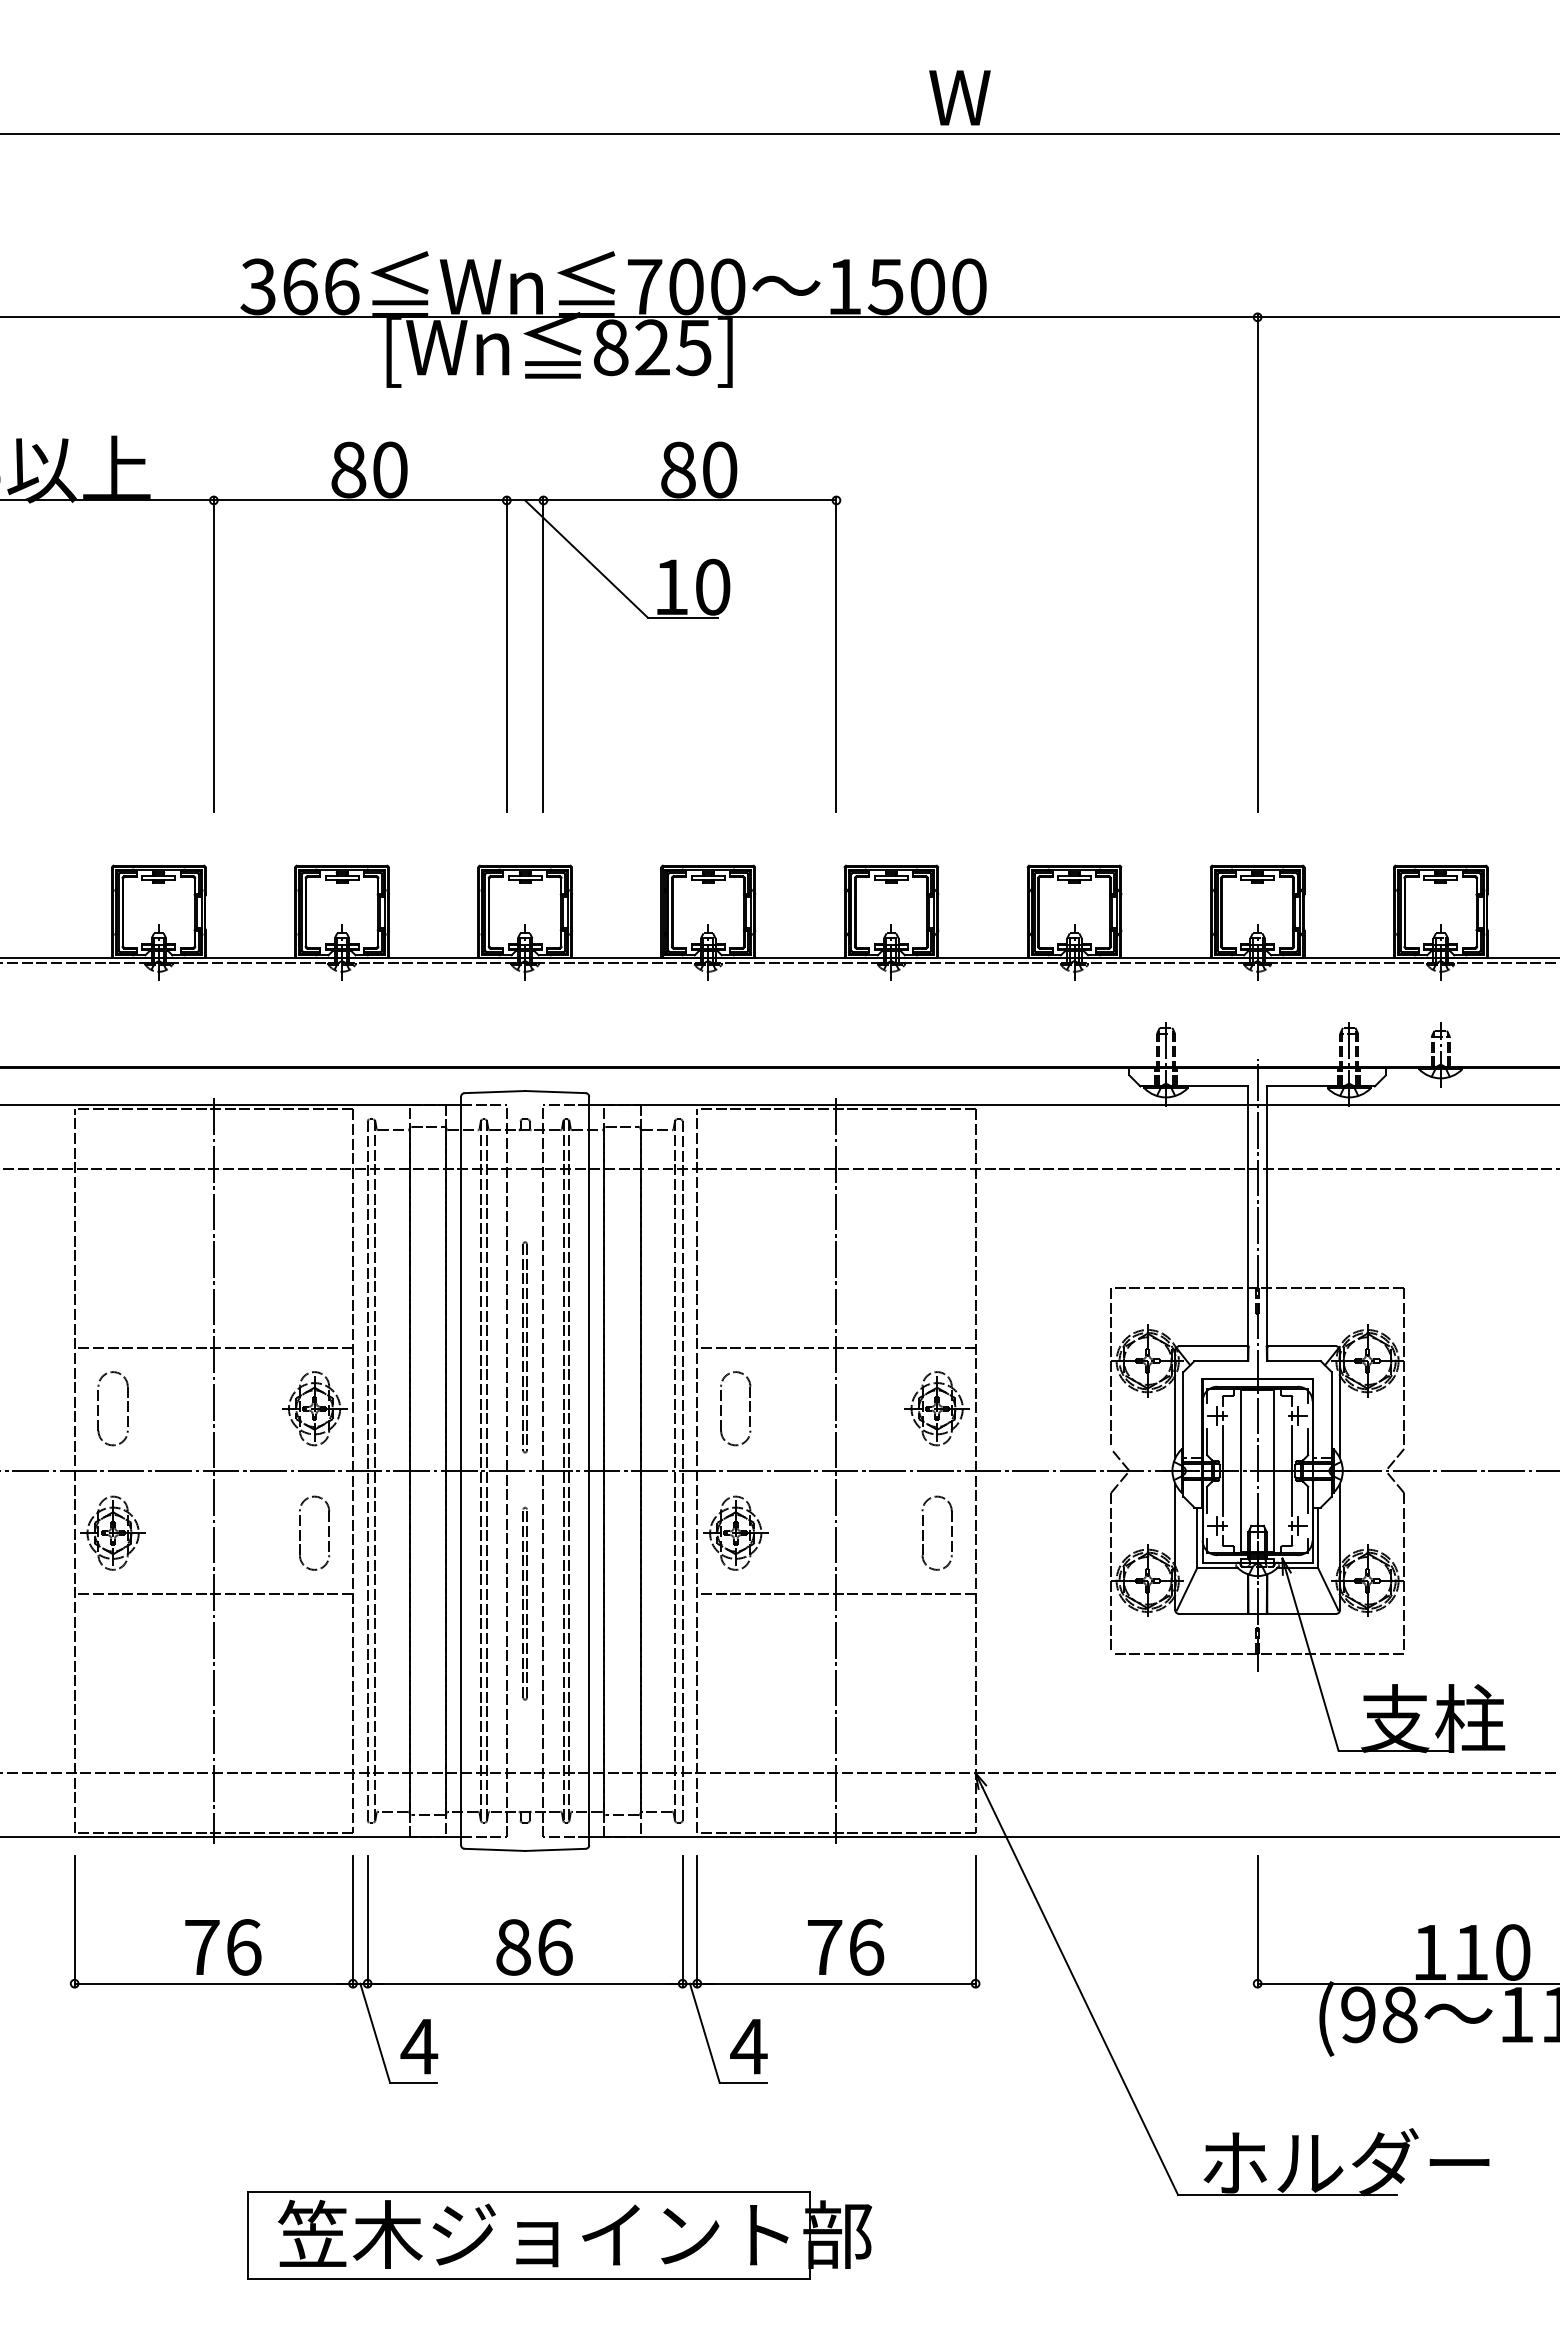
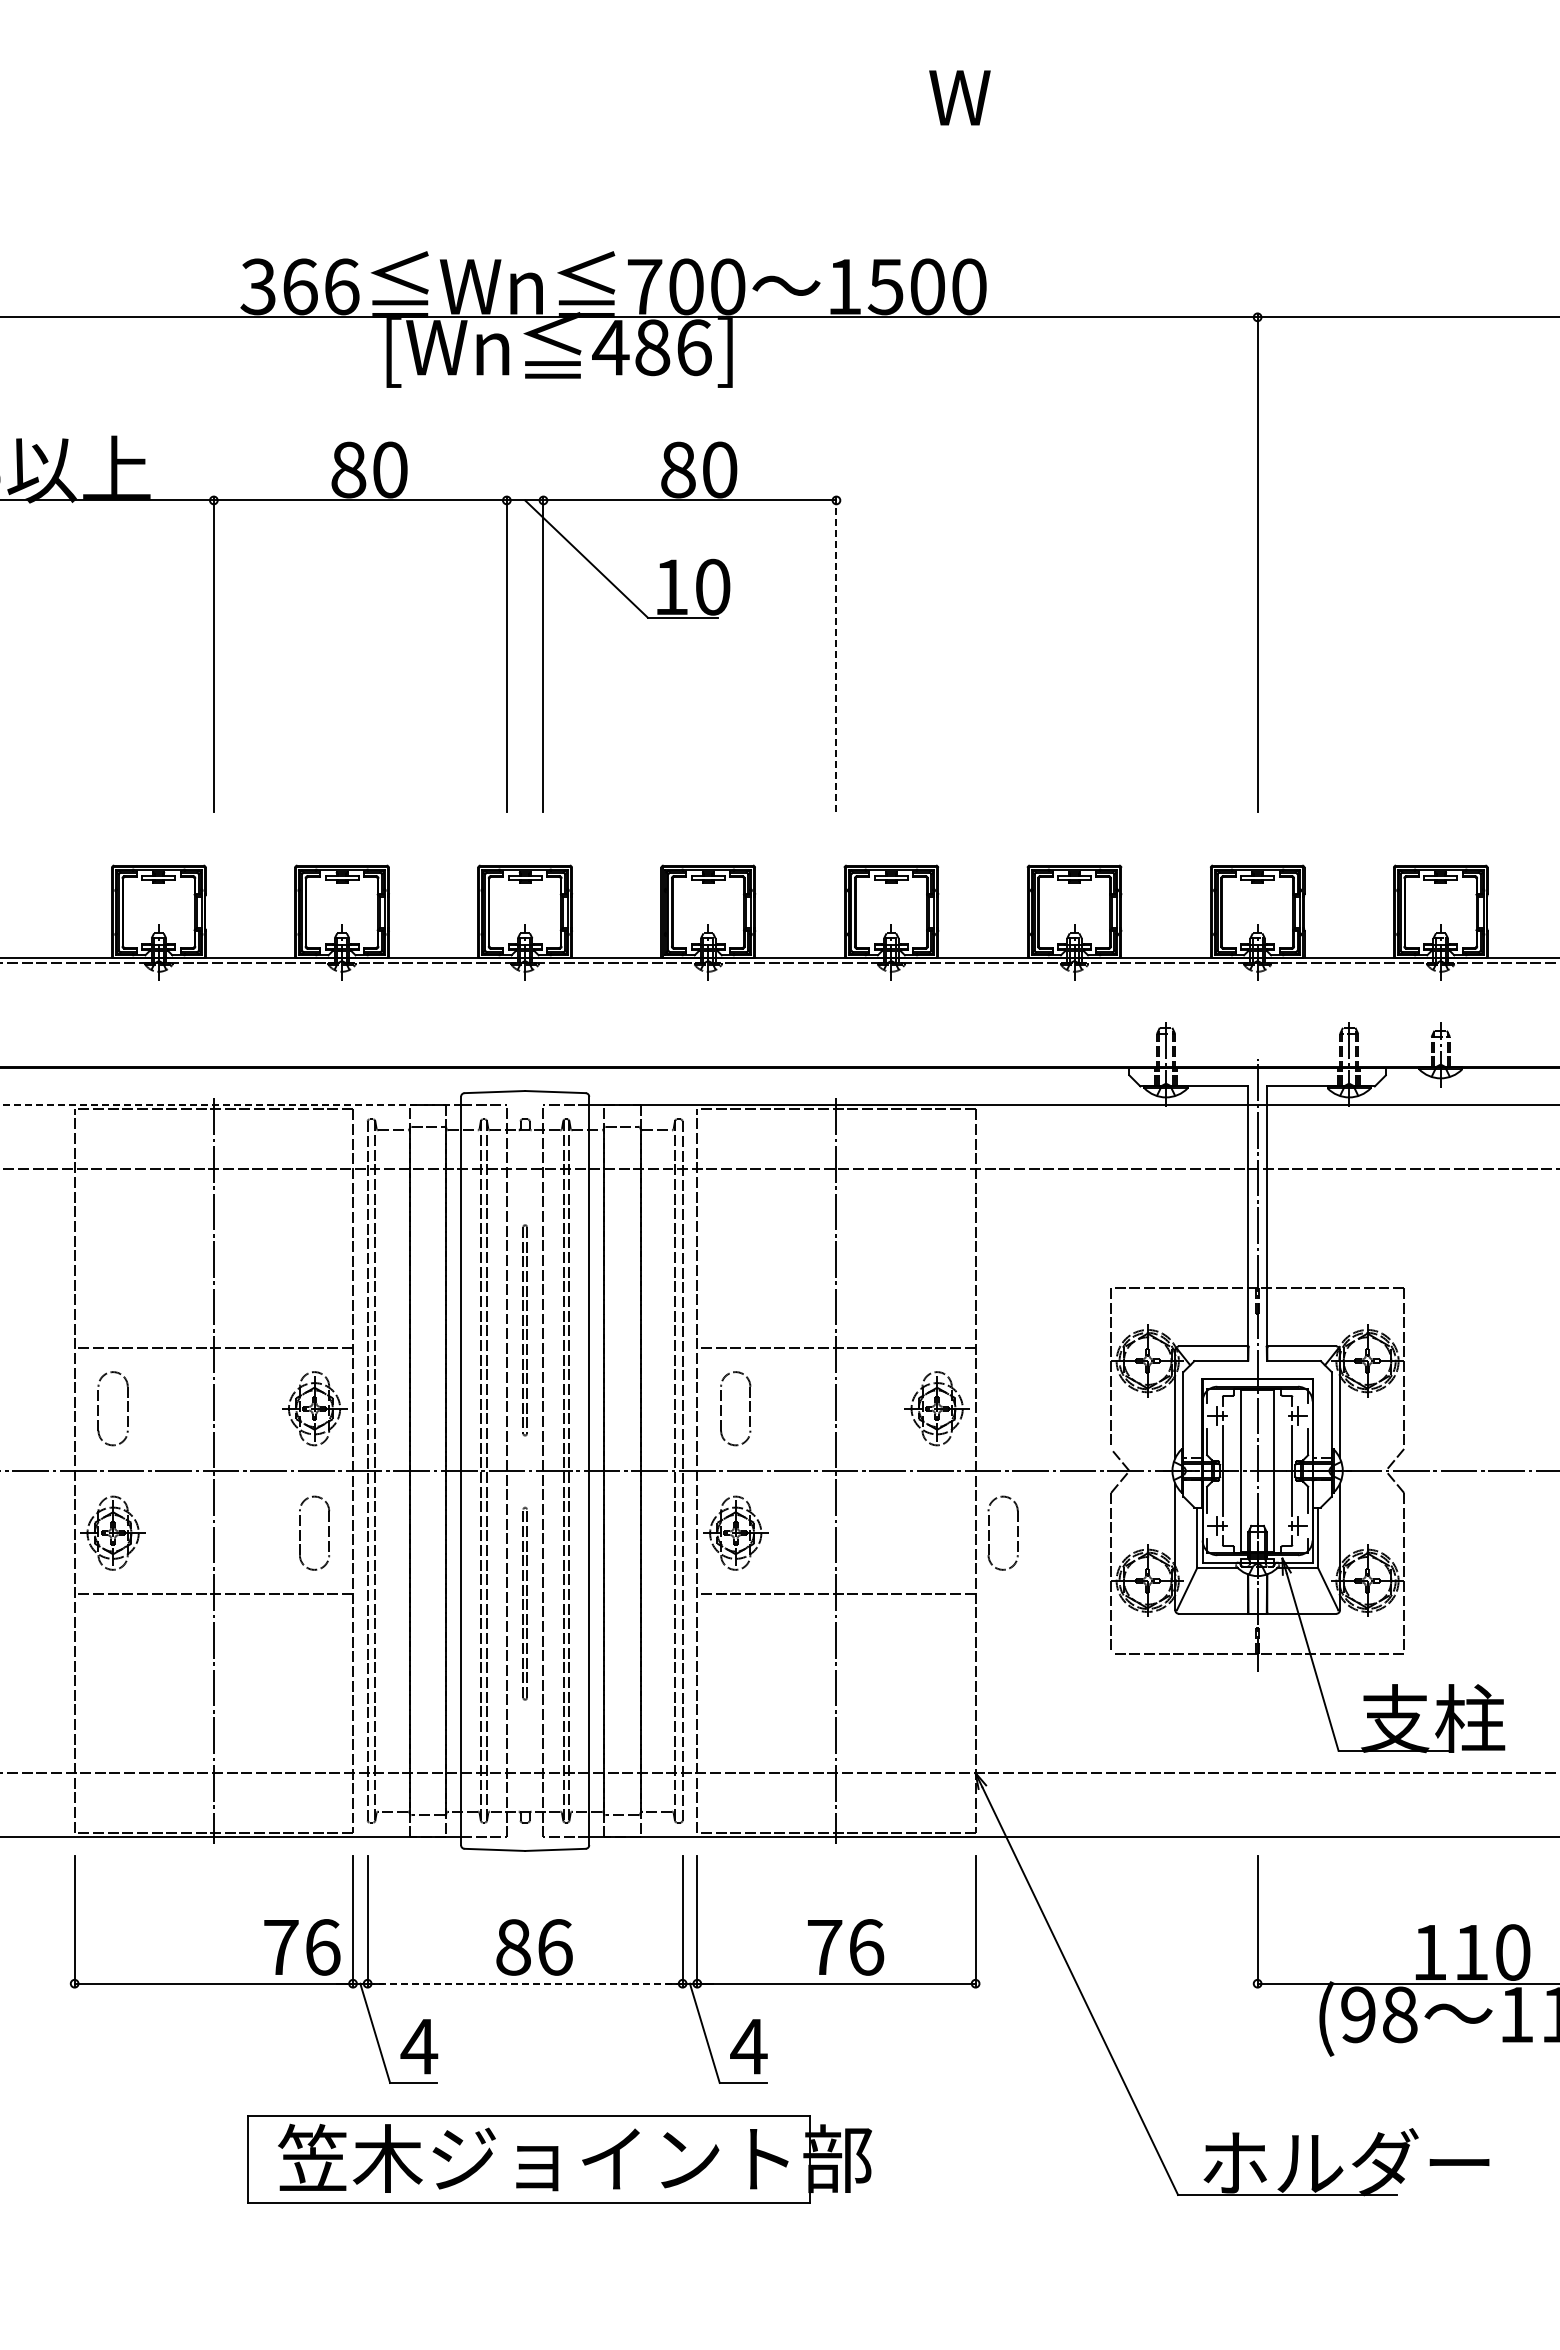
line: present -> none (779, 134)
text: 825] -> 486] (651, 347)
line: solid -> dashed (836, 653)
line: solid -> dashed (231, 1104)
part position: (524, 1347) -> (524, 1330) (524, 1330)
part position: (923, 1532) -> (989, 1532) (989, 1532)
text position: (223, 1947) -> (302, 1947) (302, 1947)
line: solid -> dashed (525, 1983)
part position: (559, 2235) -> (559, 2159) (559, 2159)
